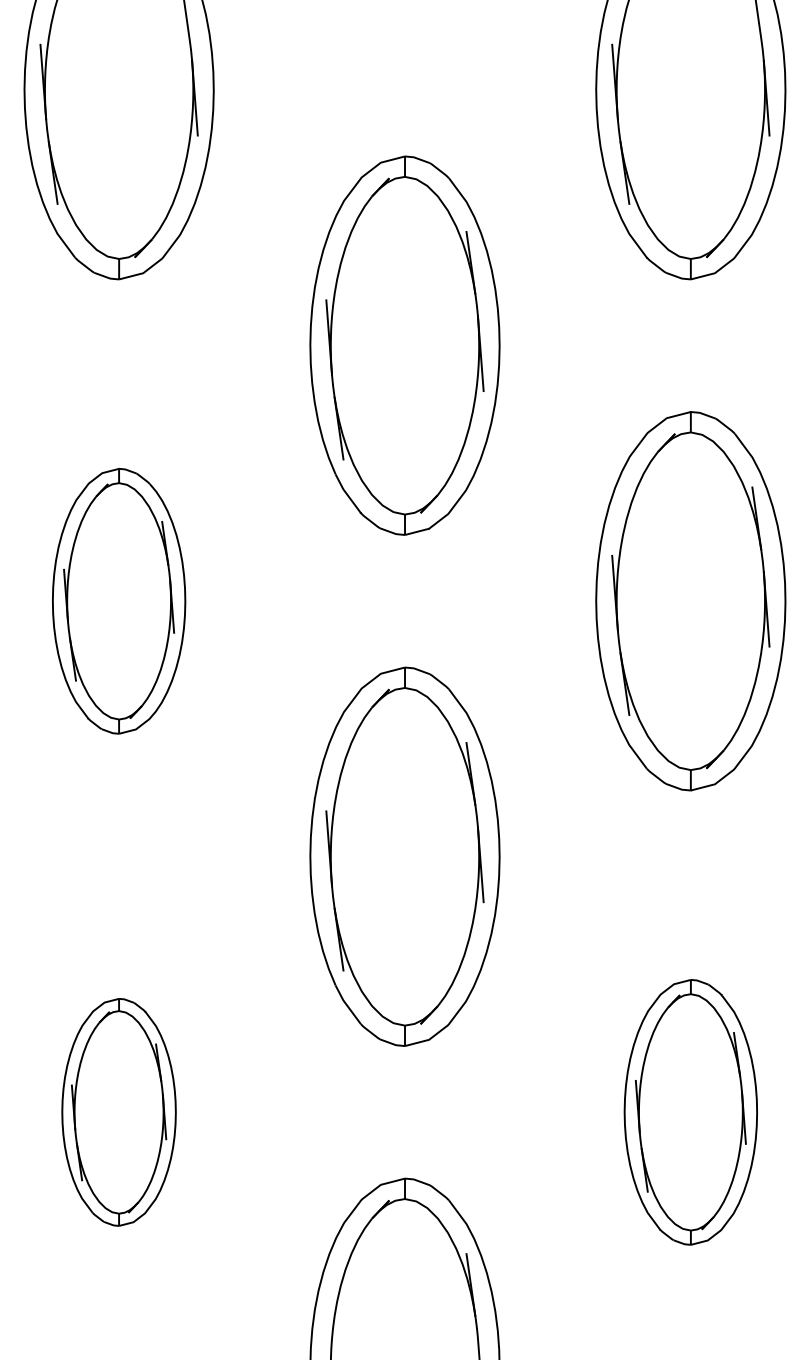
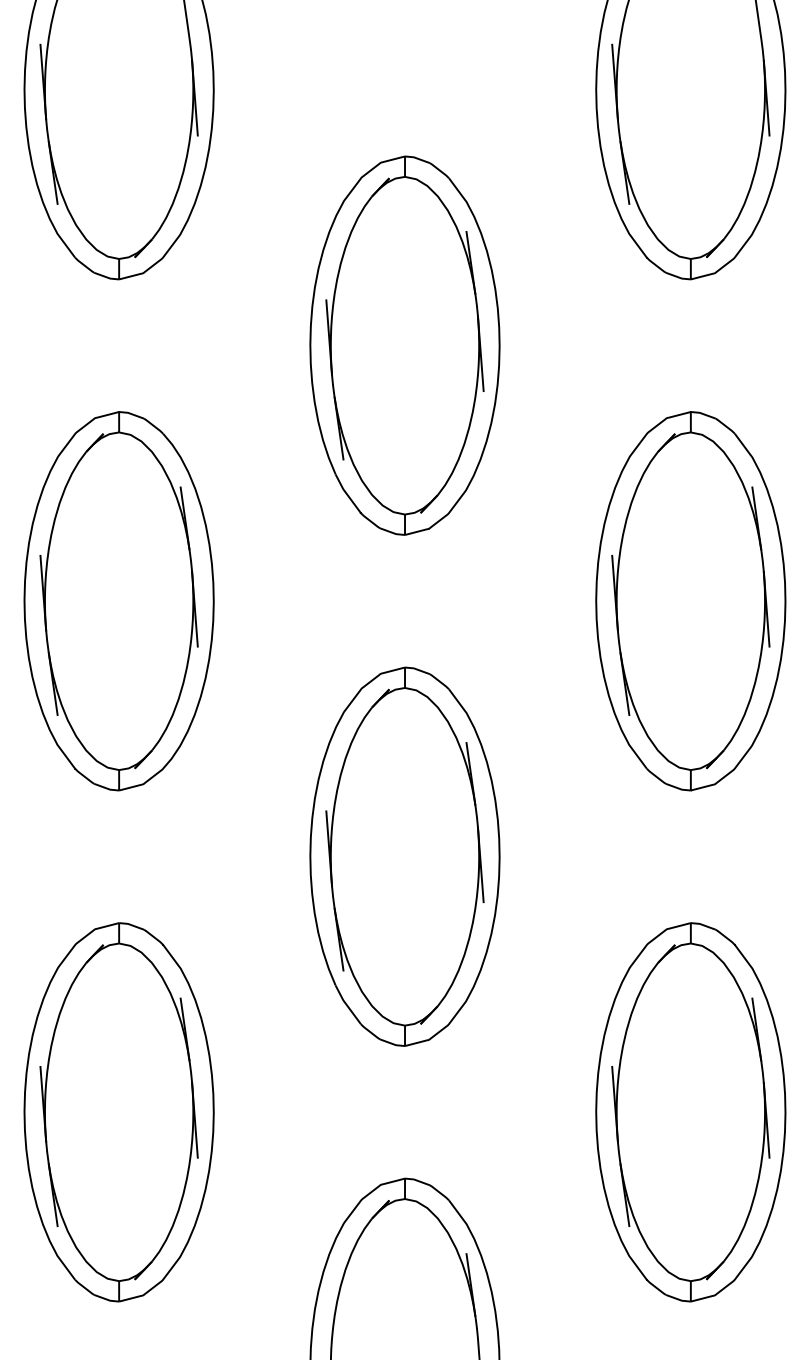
part size: 135x267 px -> 192x381 px (118, 601)
part size: 116x229 px -> 192x381 px (118, 1112)
part size: 135x267 px -> 192x381 px (690, 1112)
